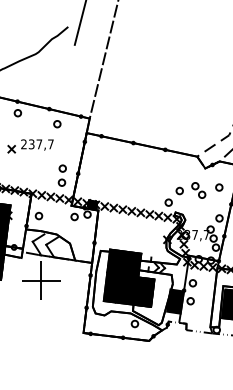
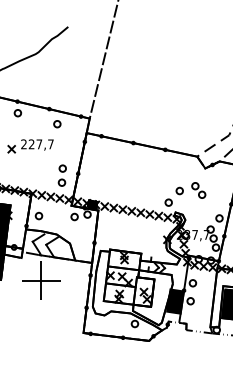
line: present -> none (79, 23)
text: 237,7 -> 227,7 (31, 144)
circle: present -> none (219, 187)
fill: present -> none (128, 277)
